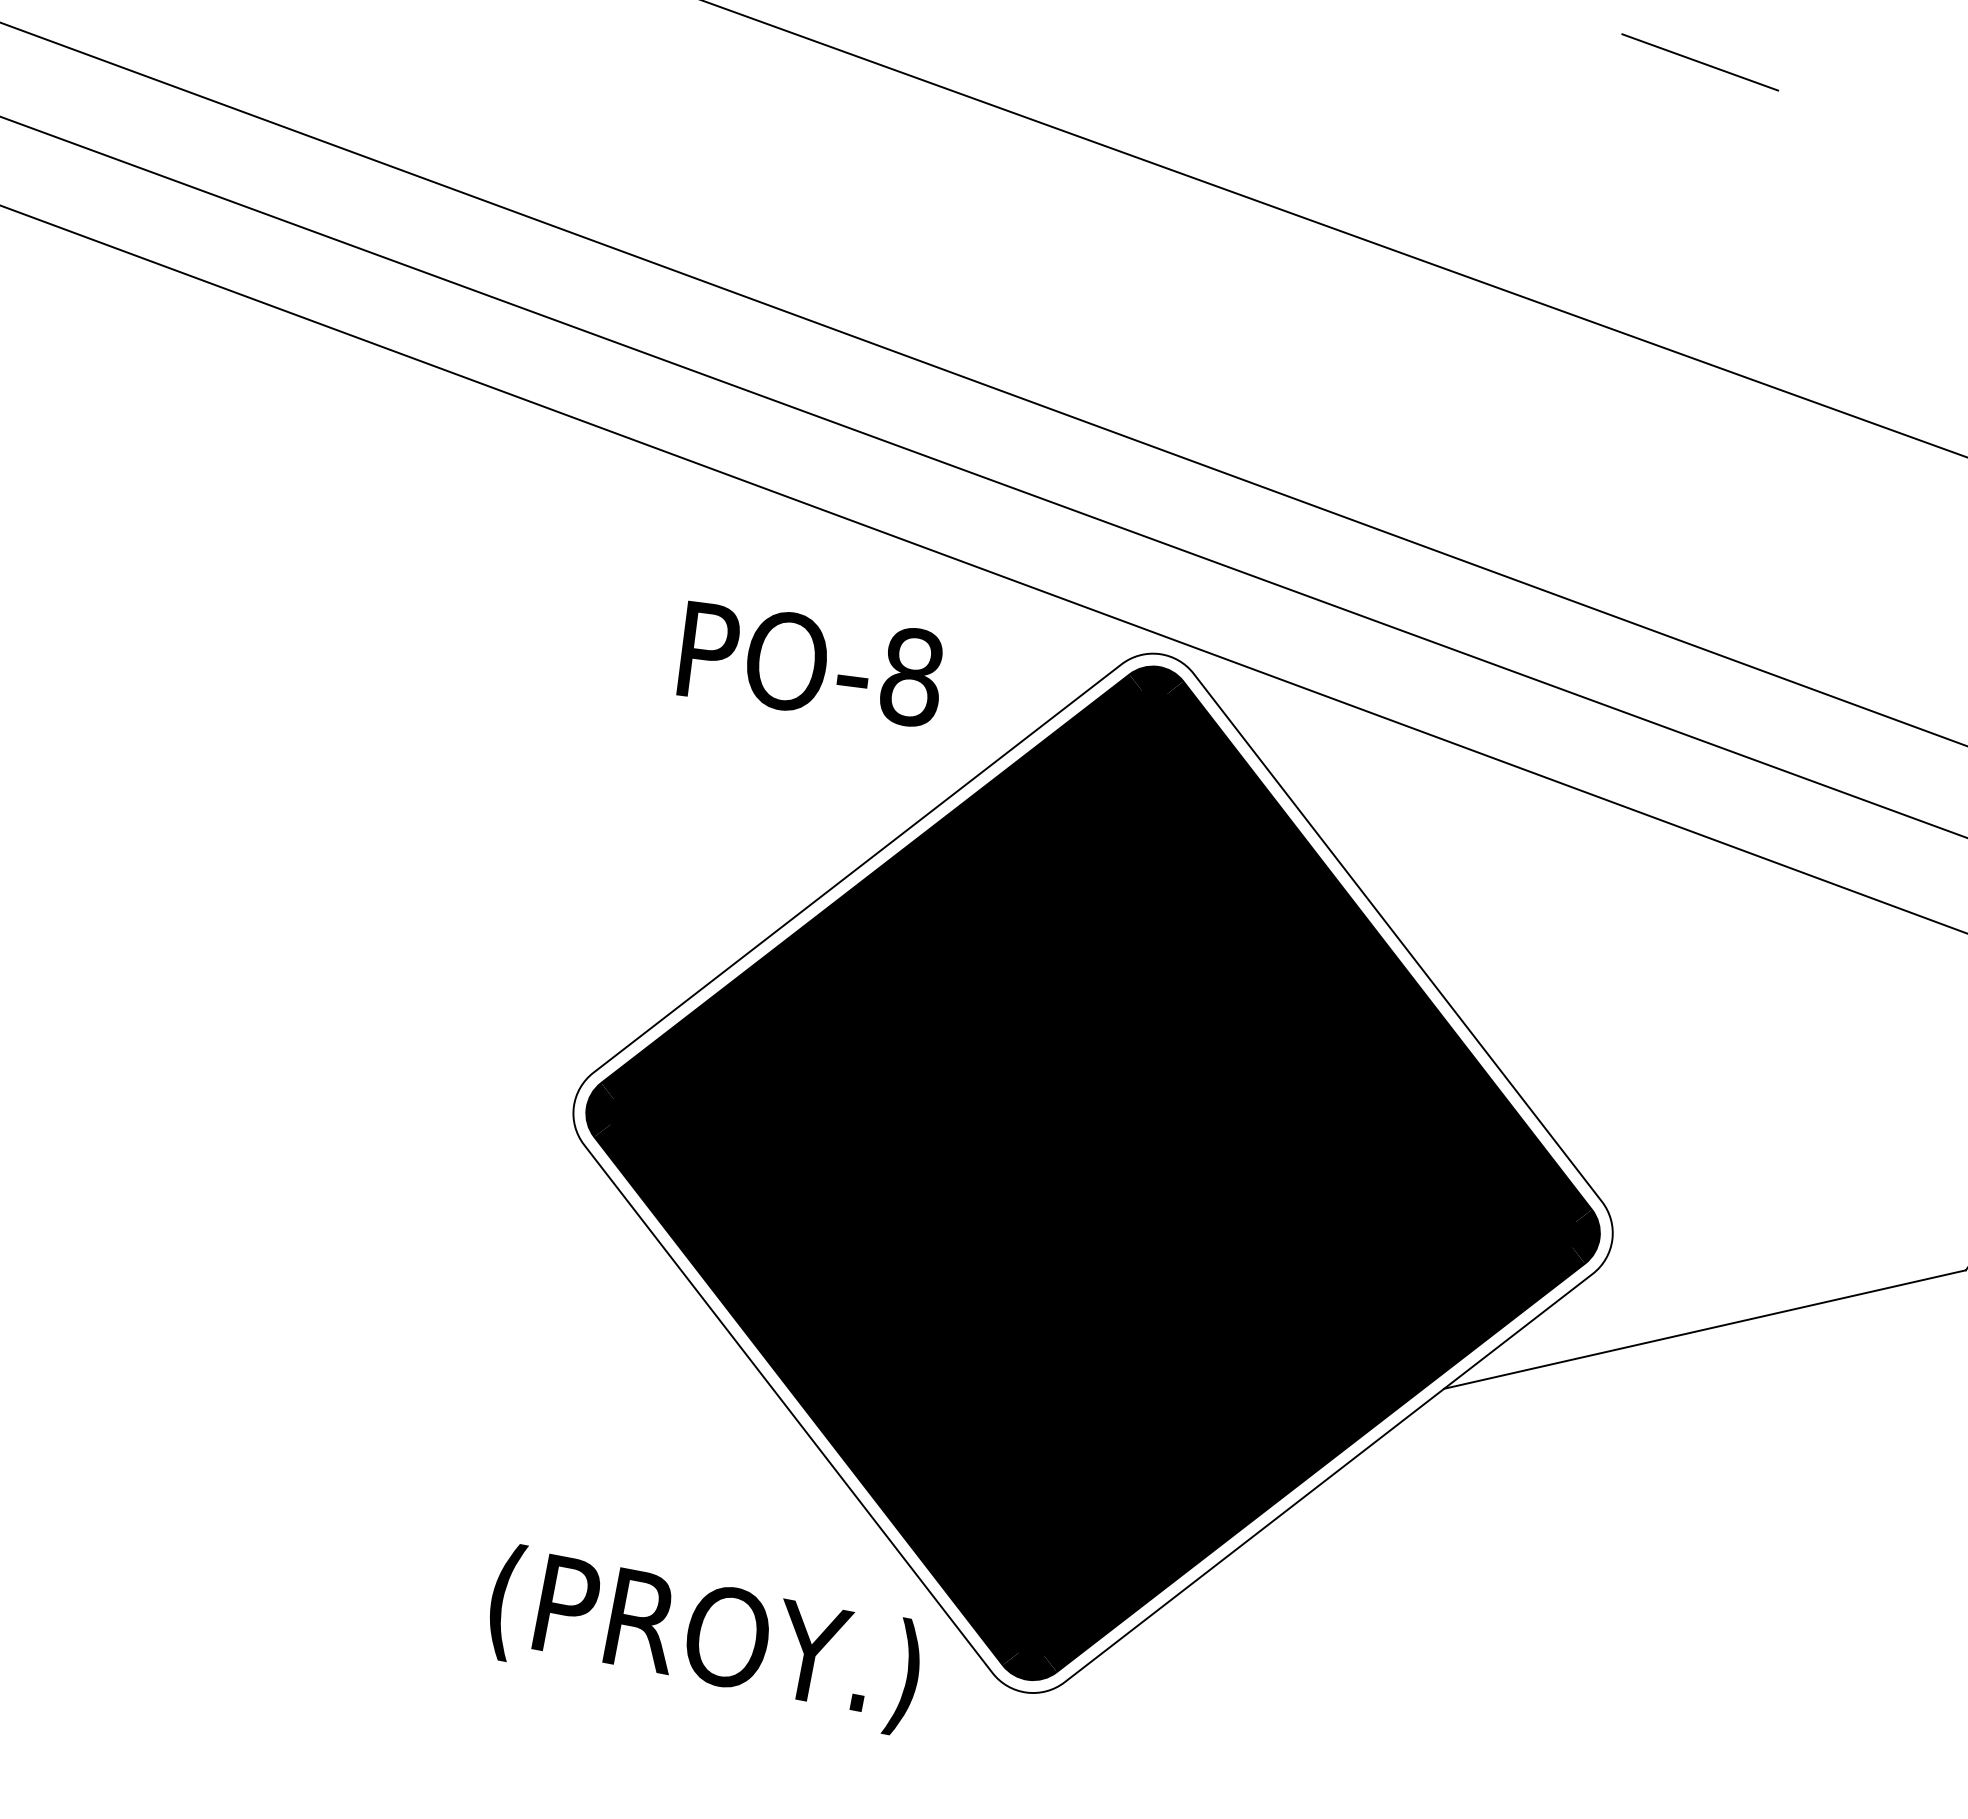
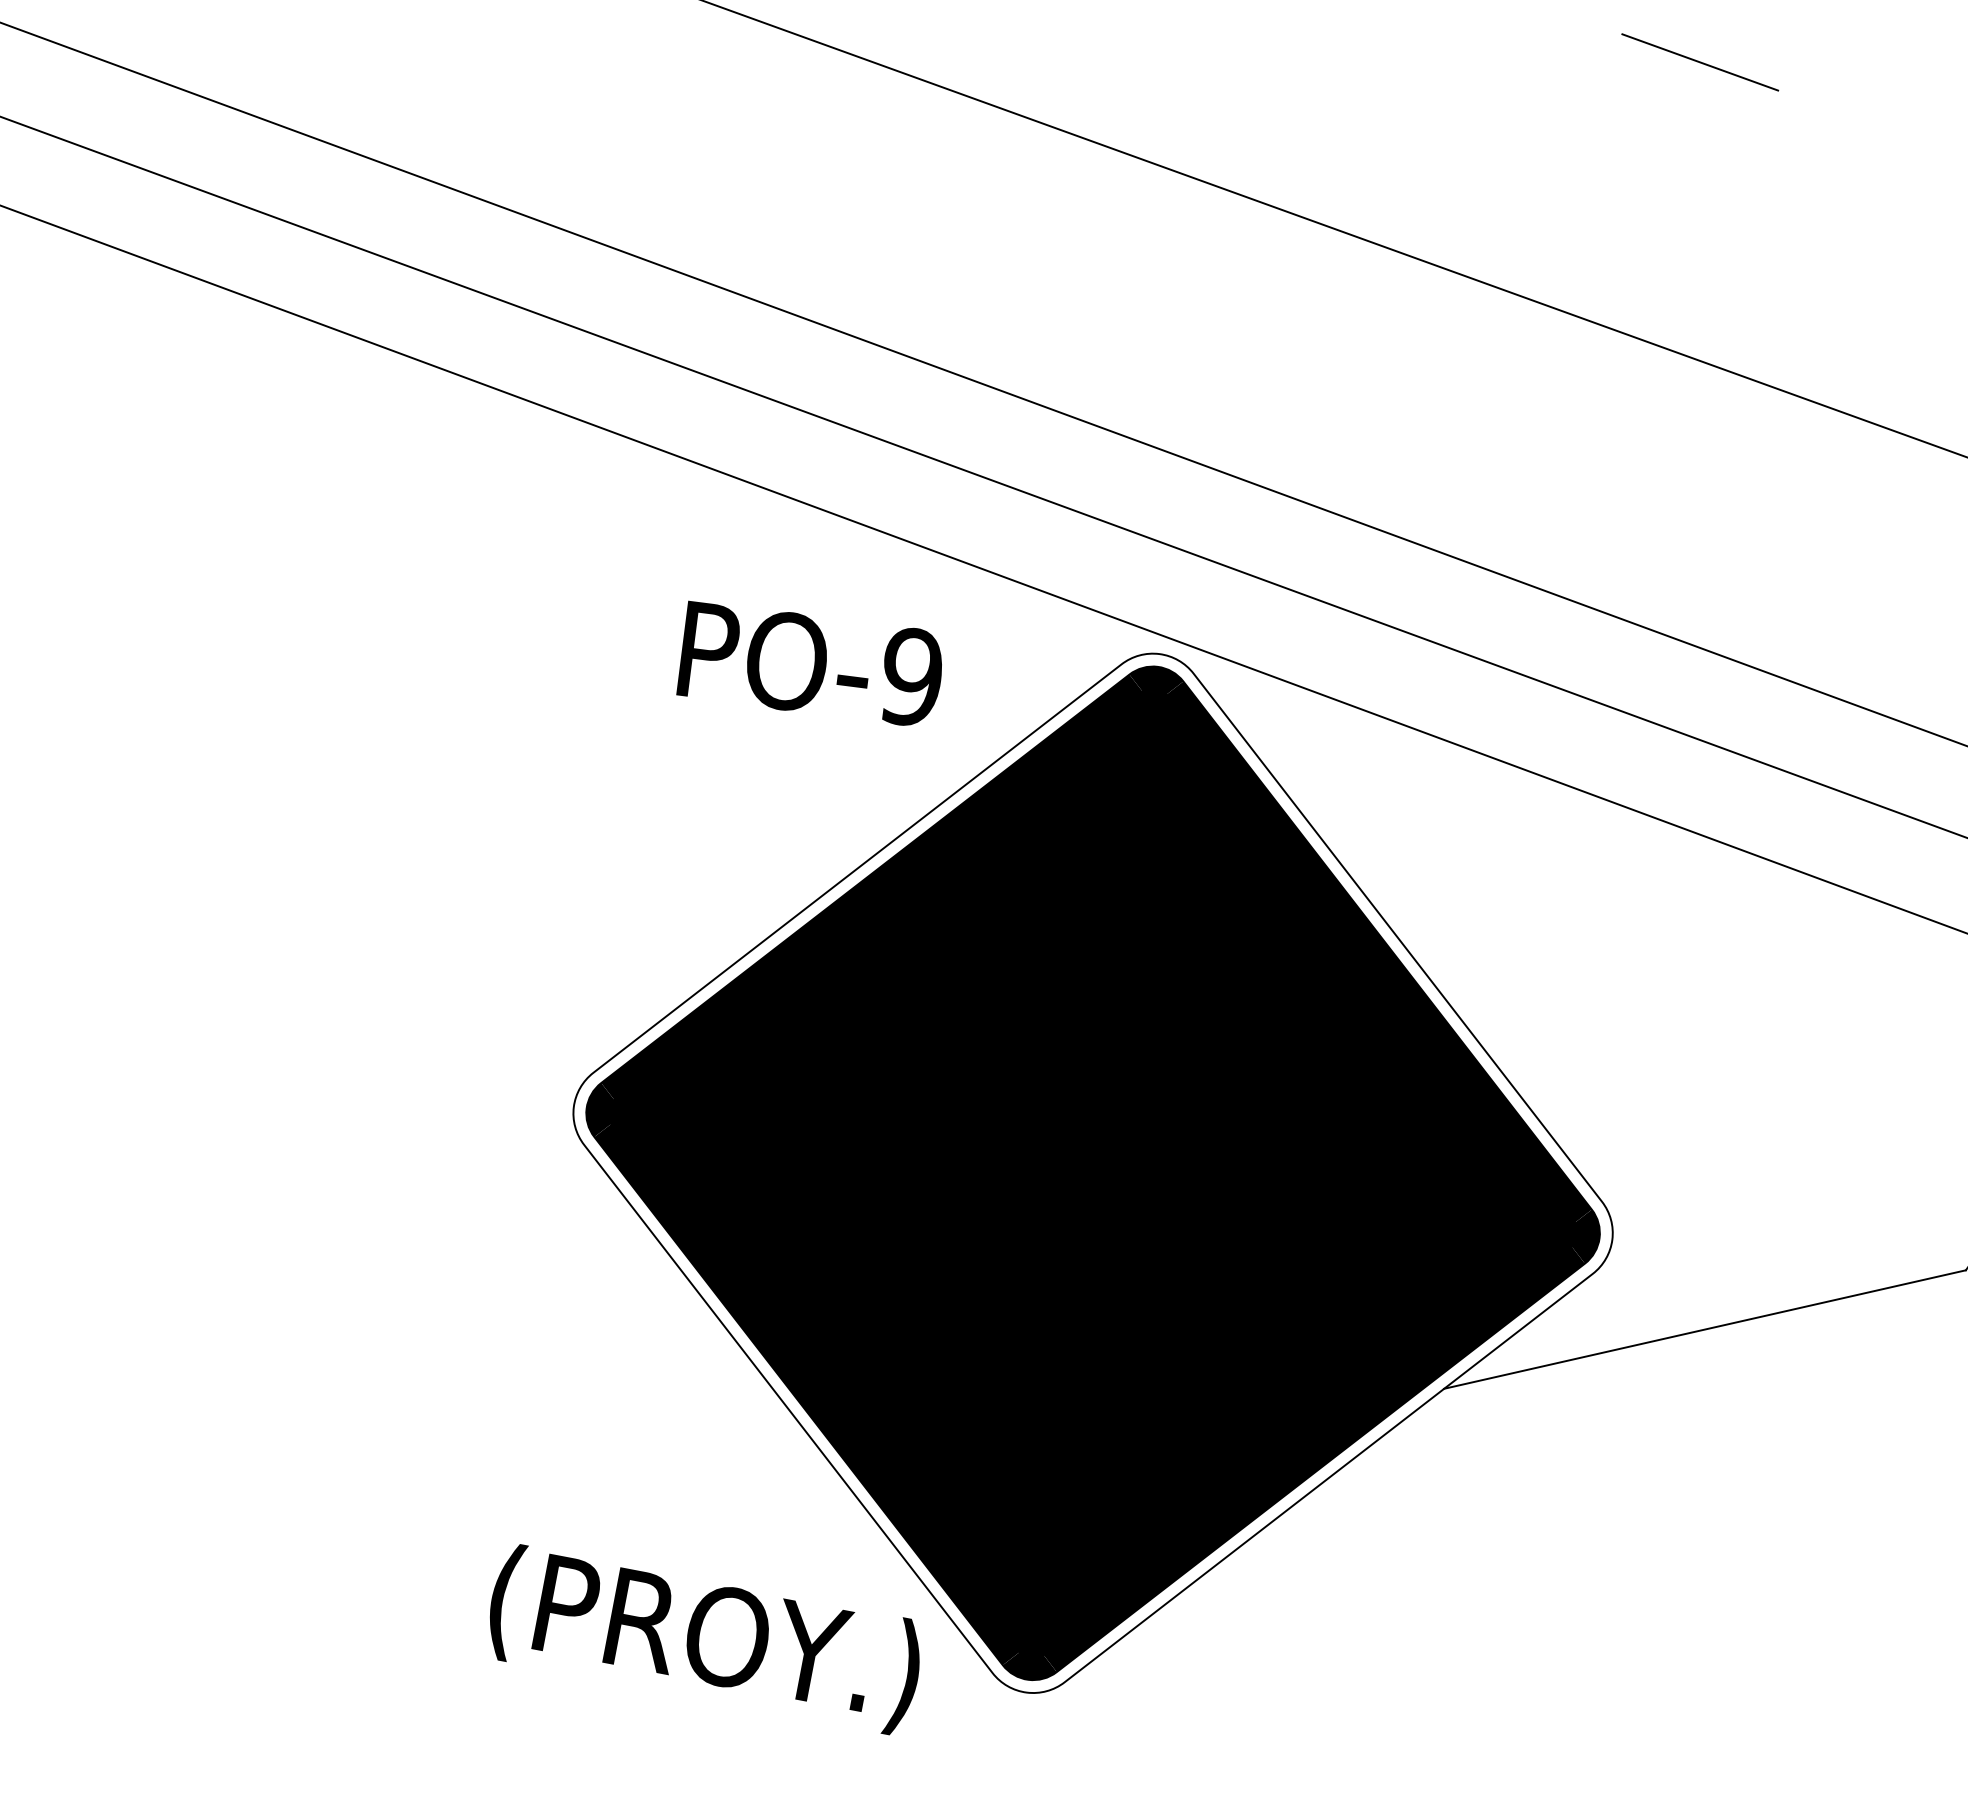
text: PO-8 -> PO-9 (911, 676)
